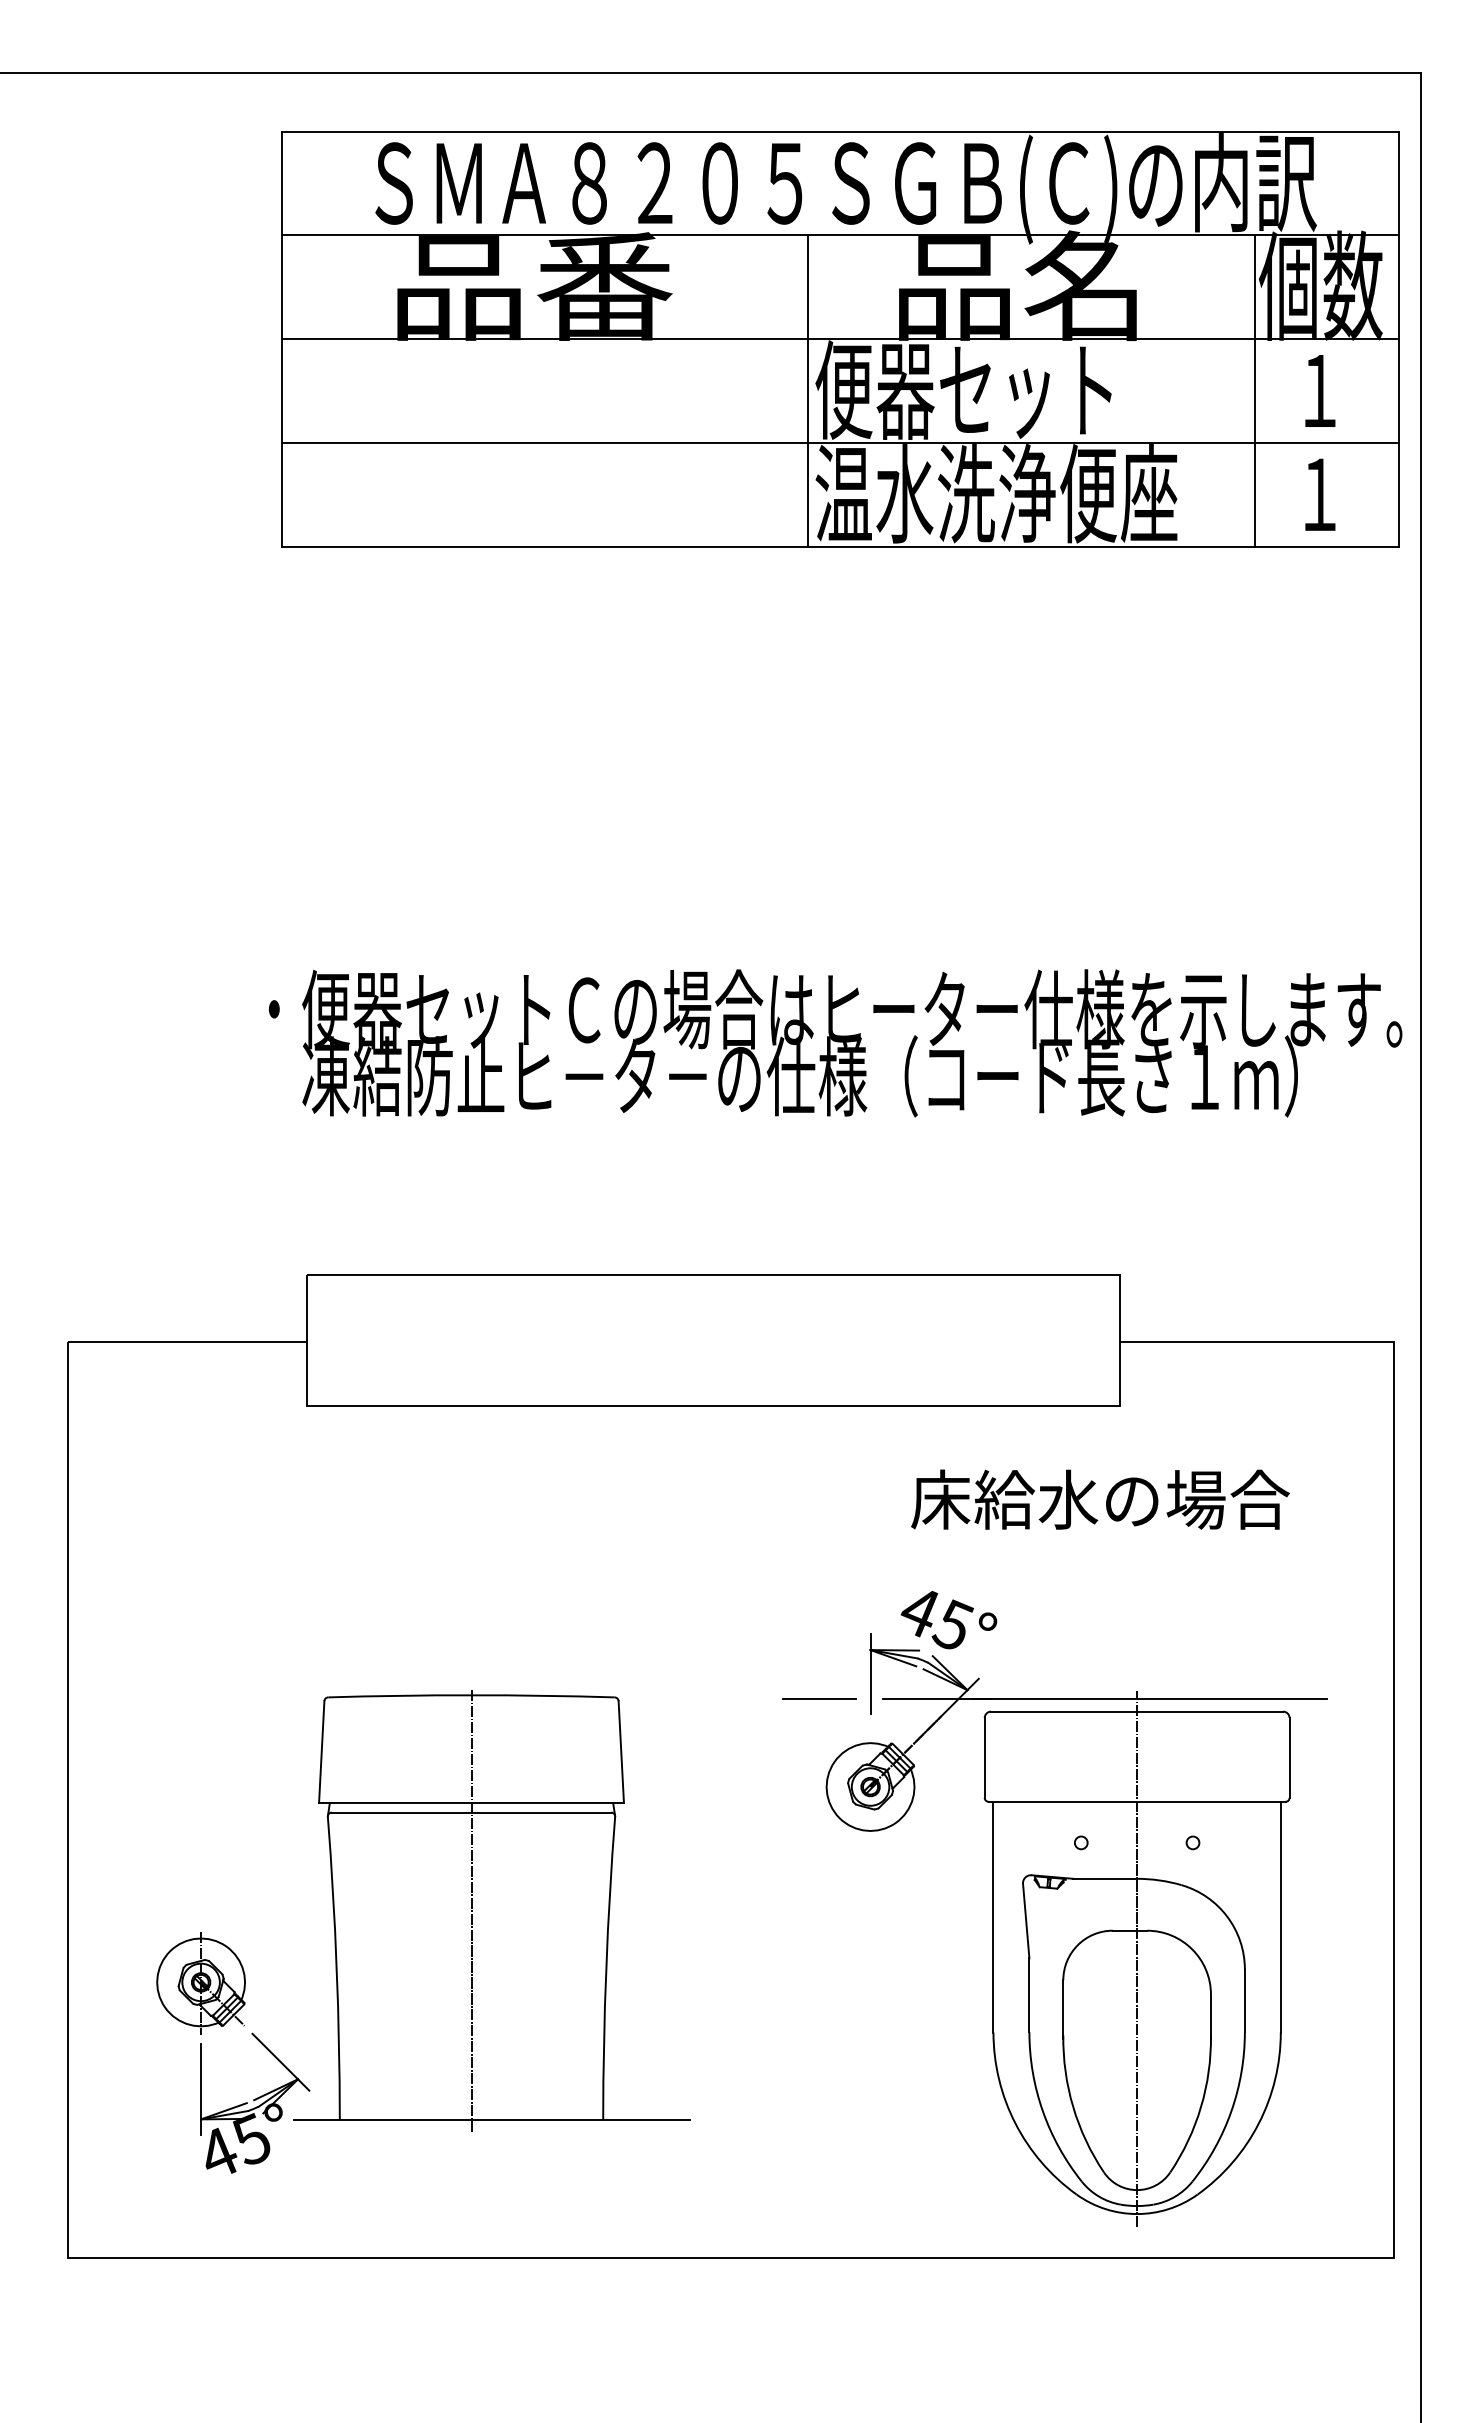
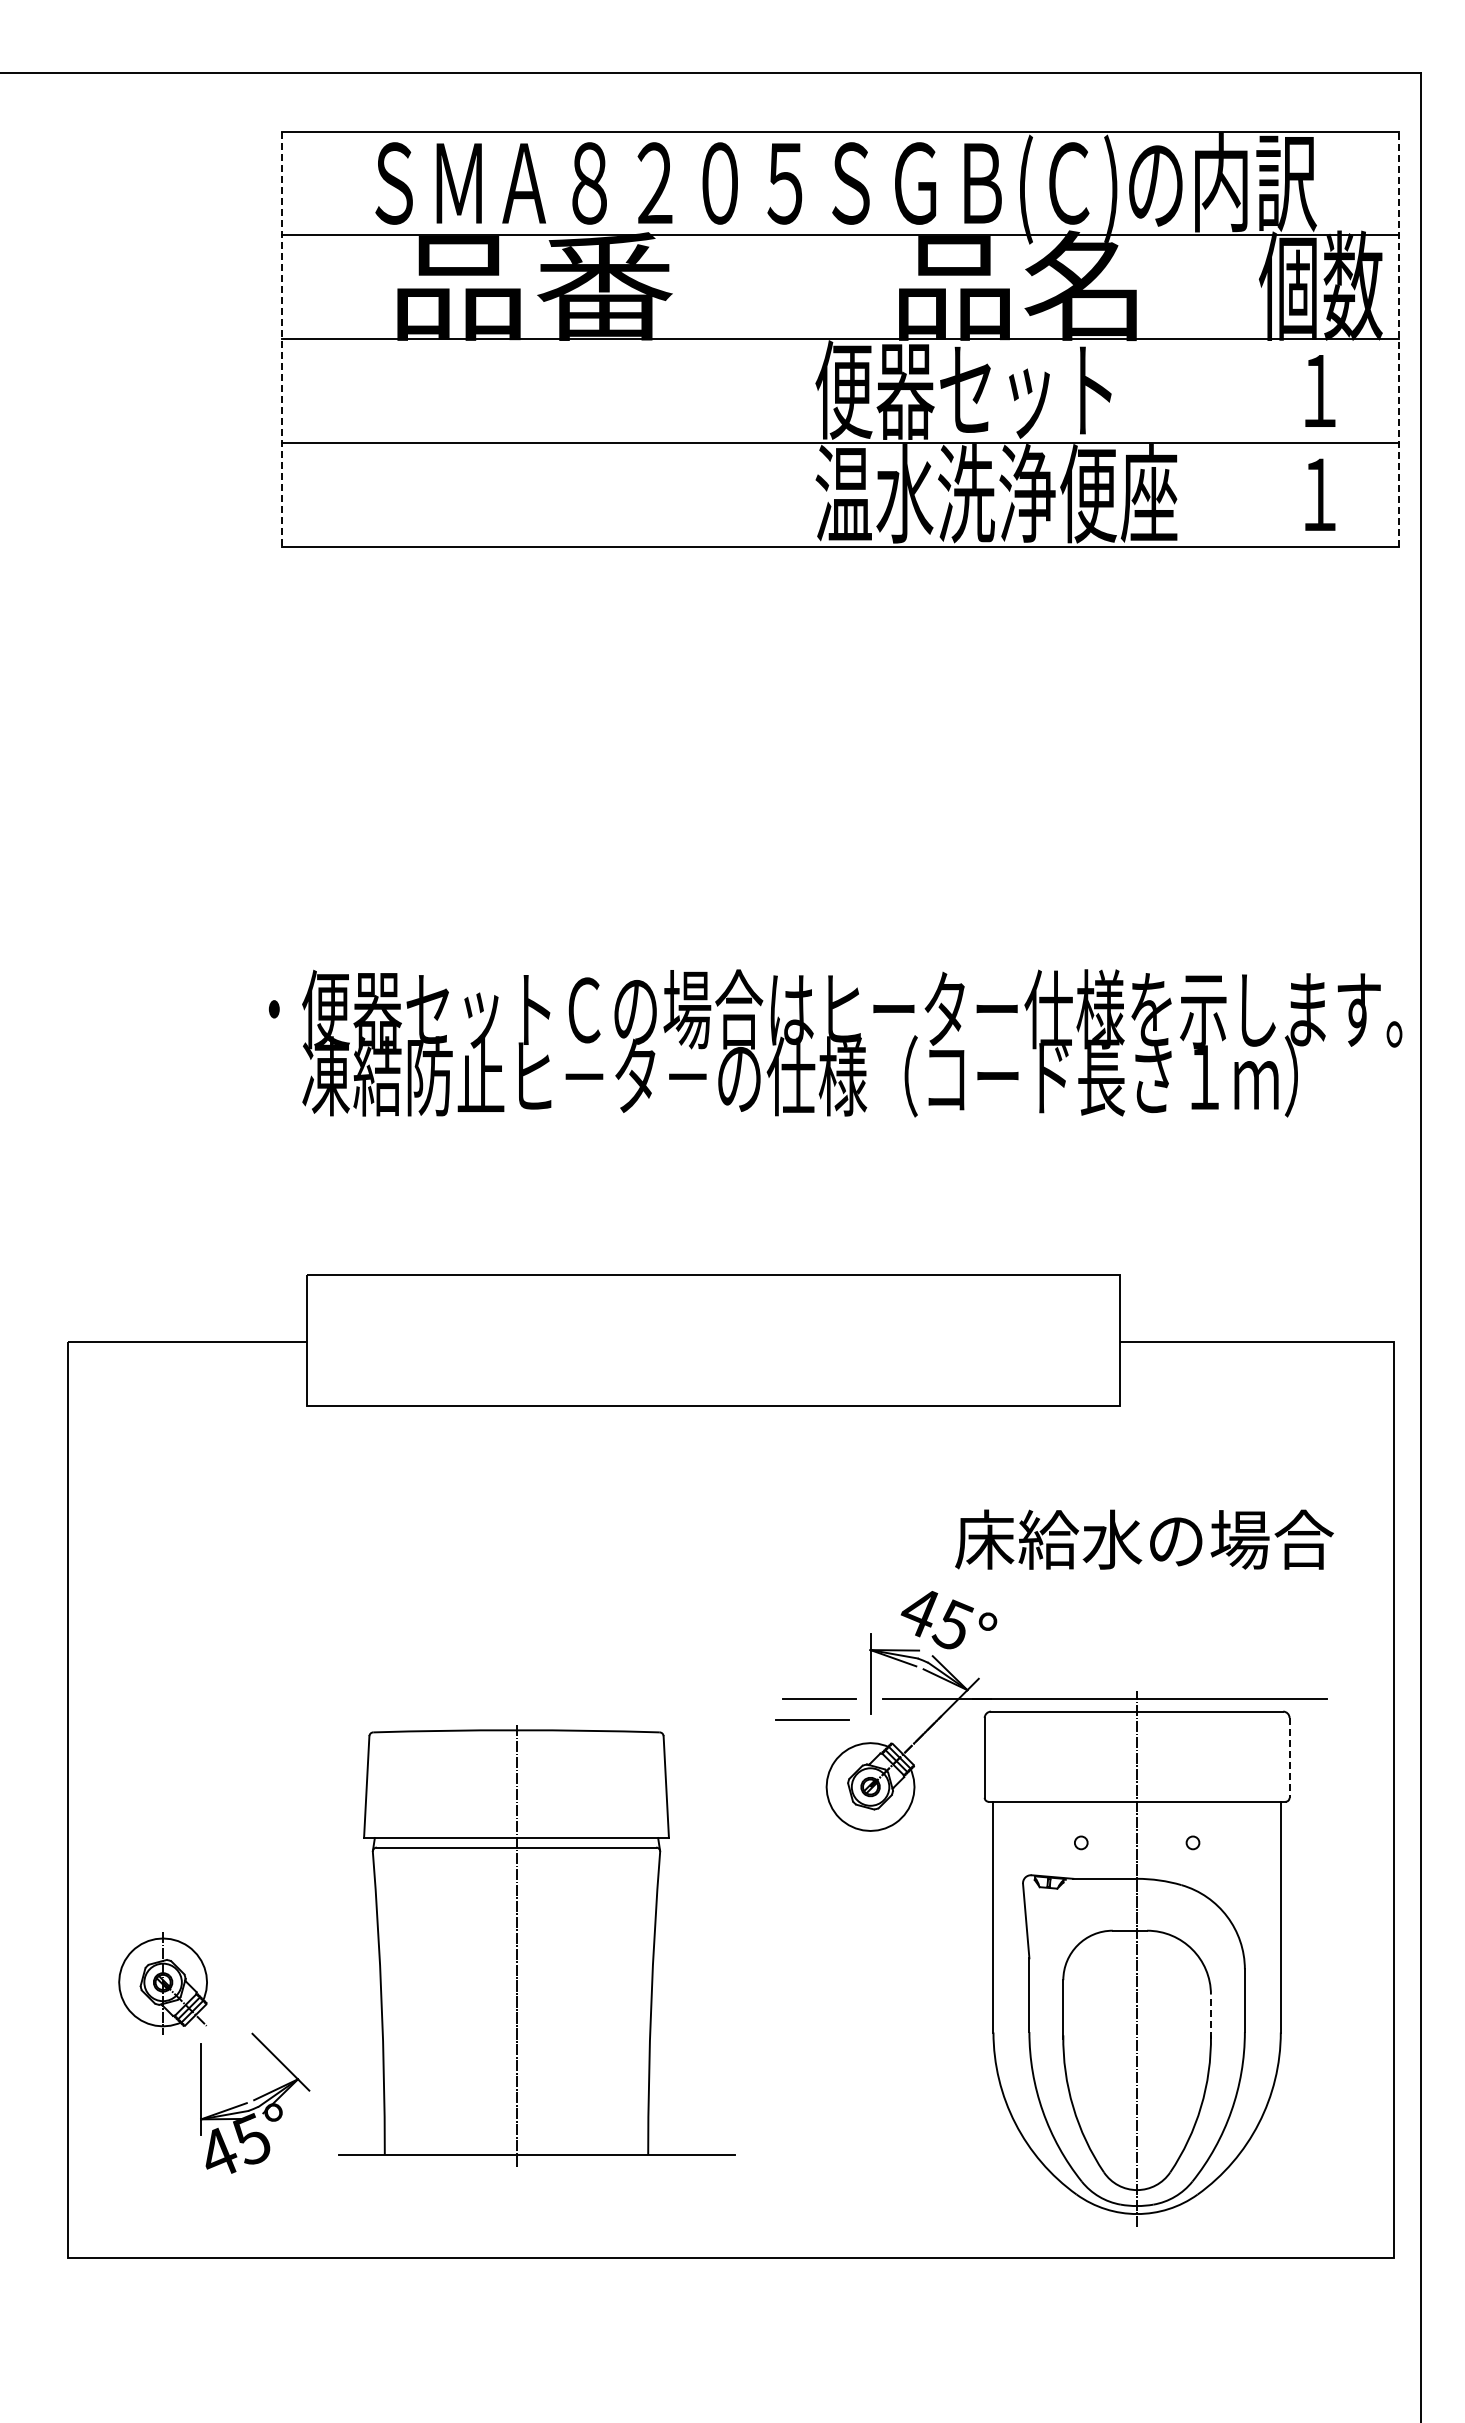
line: solid -> dashed (281, 339)
line: solid -> dashed (1398, 339)
line: present -> none (808, 390)
line: present -> none (1255, 390)
text position: (1100, 1499) -> (1144, 1539) (1144, 1539)
line: none -> present (812, 1719)
line: solid -> dashed (1289, 1757)
part position: (491, 1910) -> (536, 1945) (536, 1945)
part position: (200, 1983) -> (162, 1983) (162, 1983)
line: solid -> dashed (1210, 2016)
